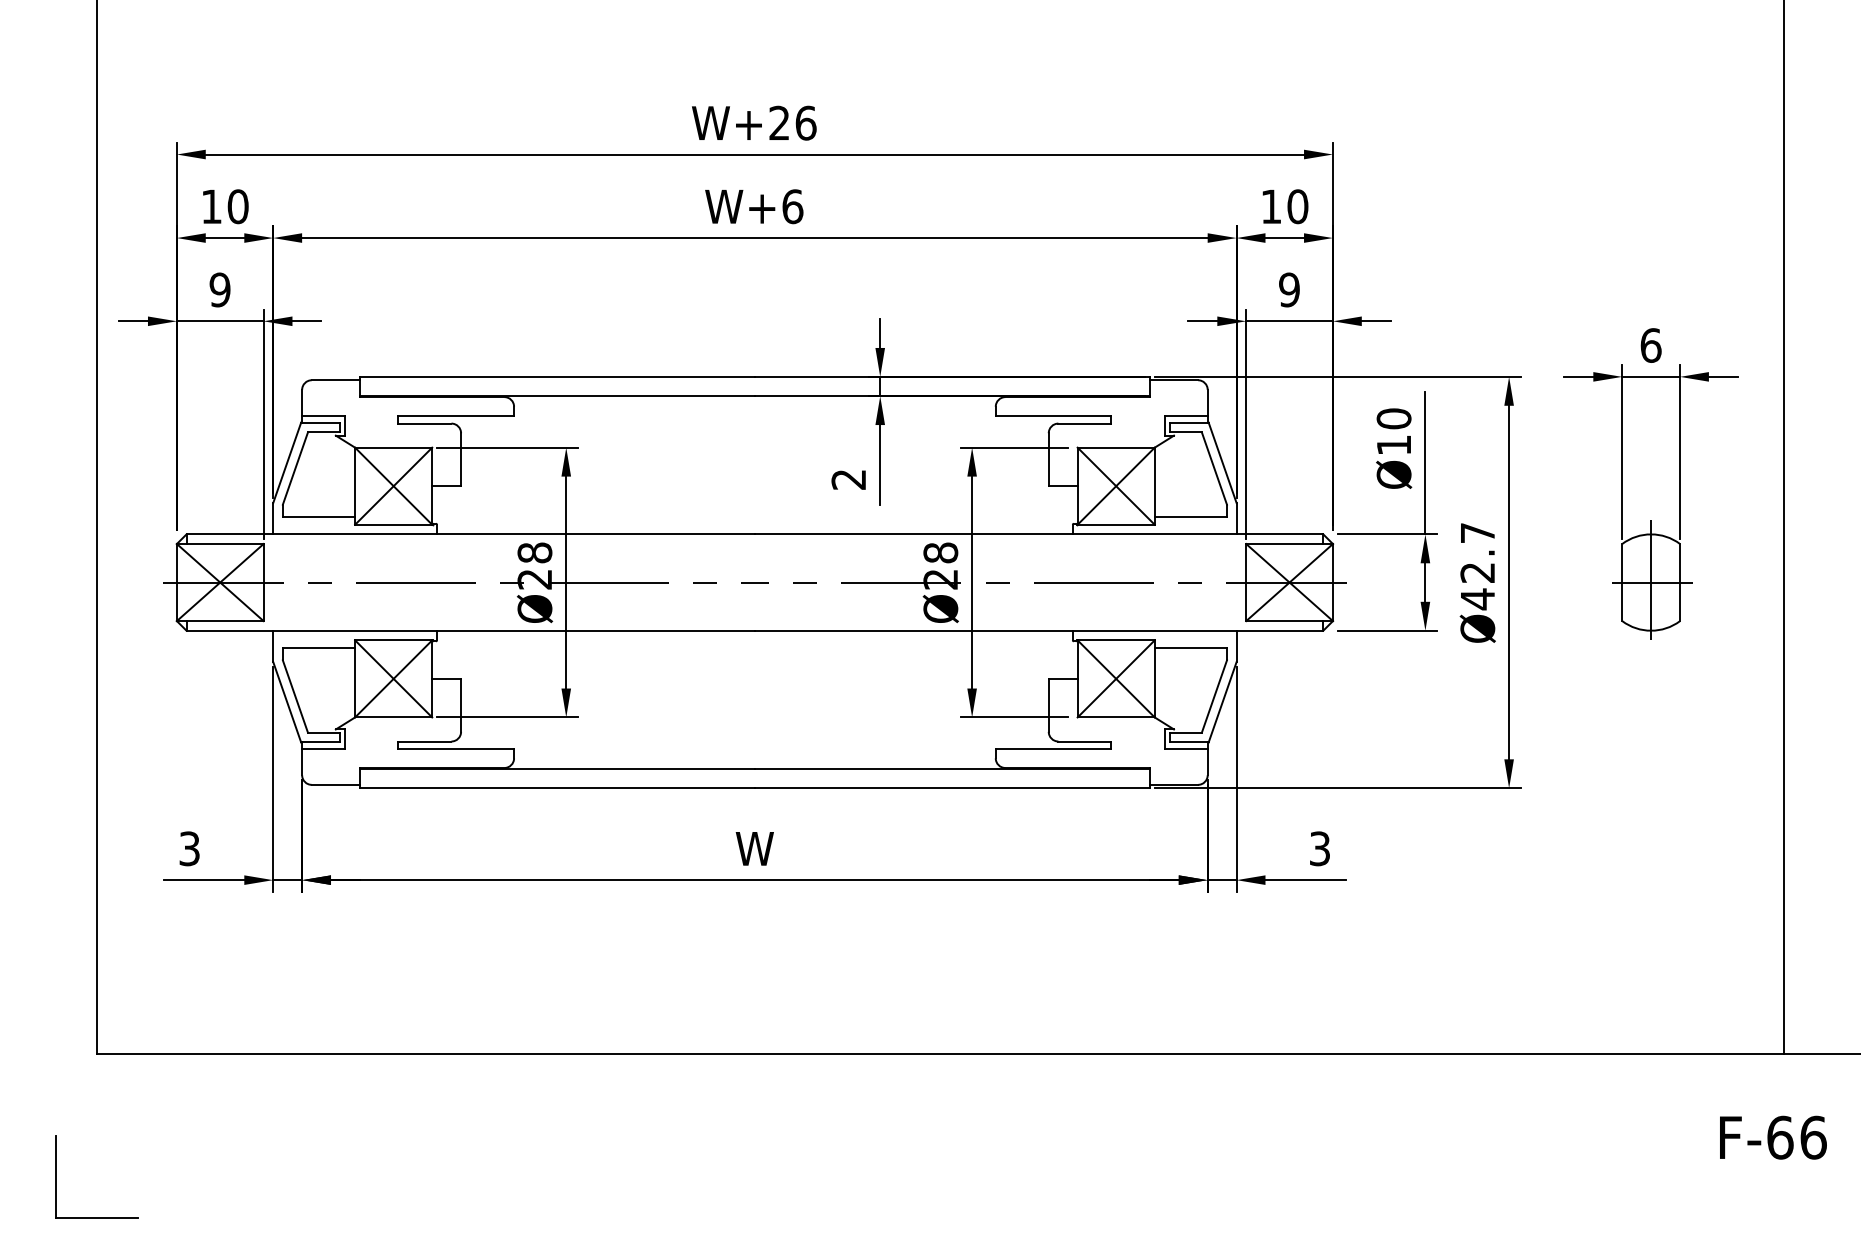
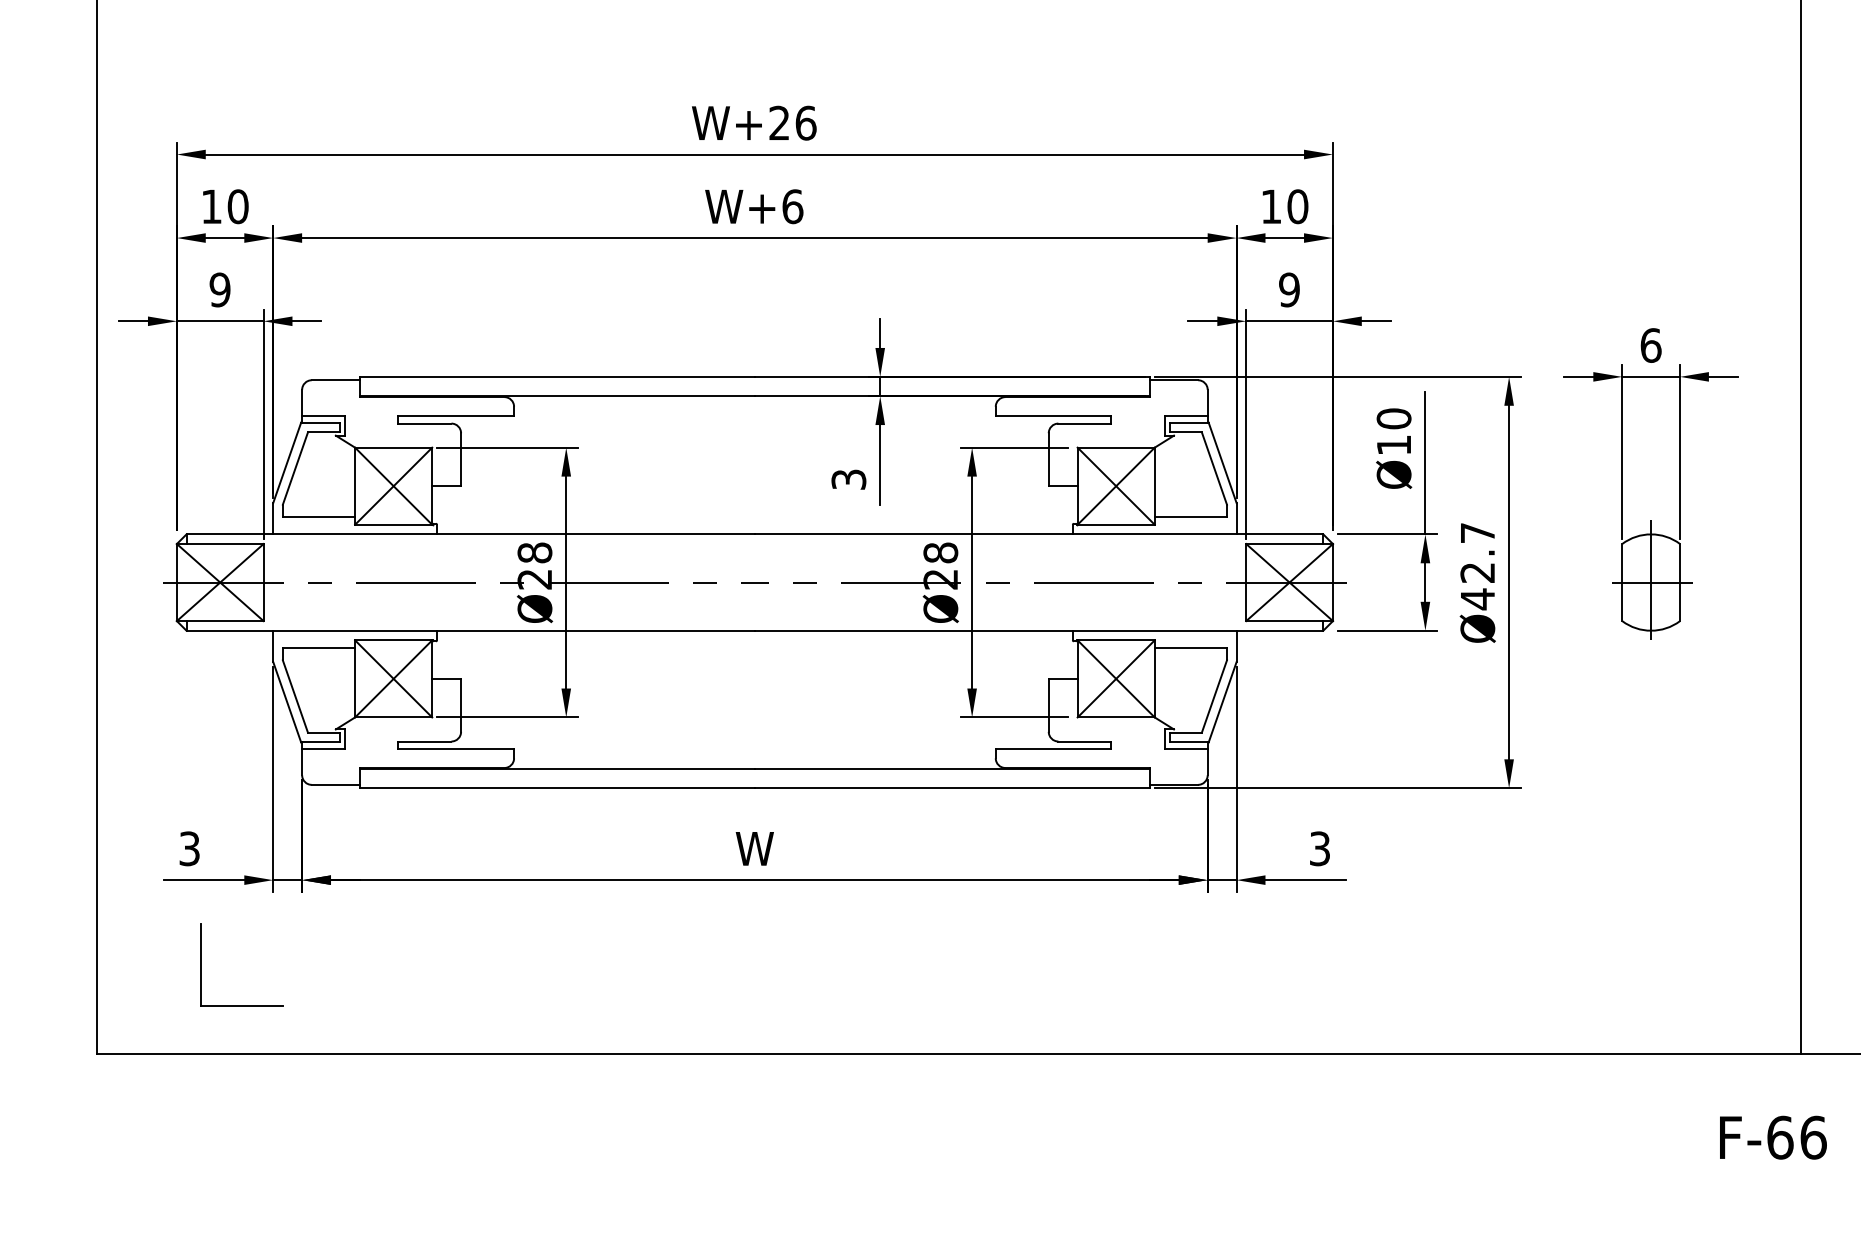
text: 2 -> 3 (848, 479)
line position: (1783, 527) -> (1800, 527) (1800, 527)
part position: (56, 1176) -> (201, 964) (201, 964)
